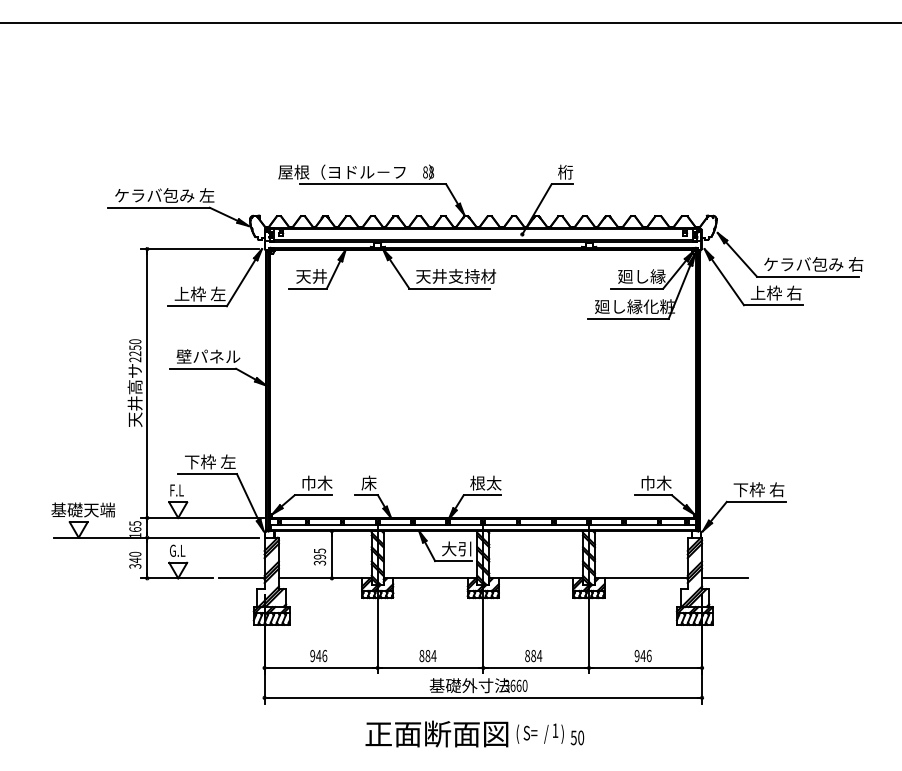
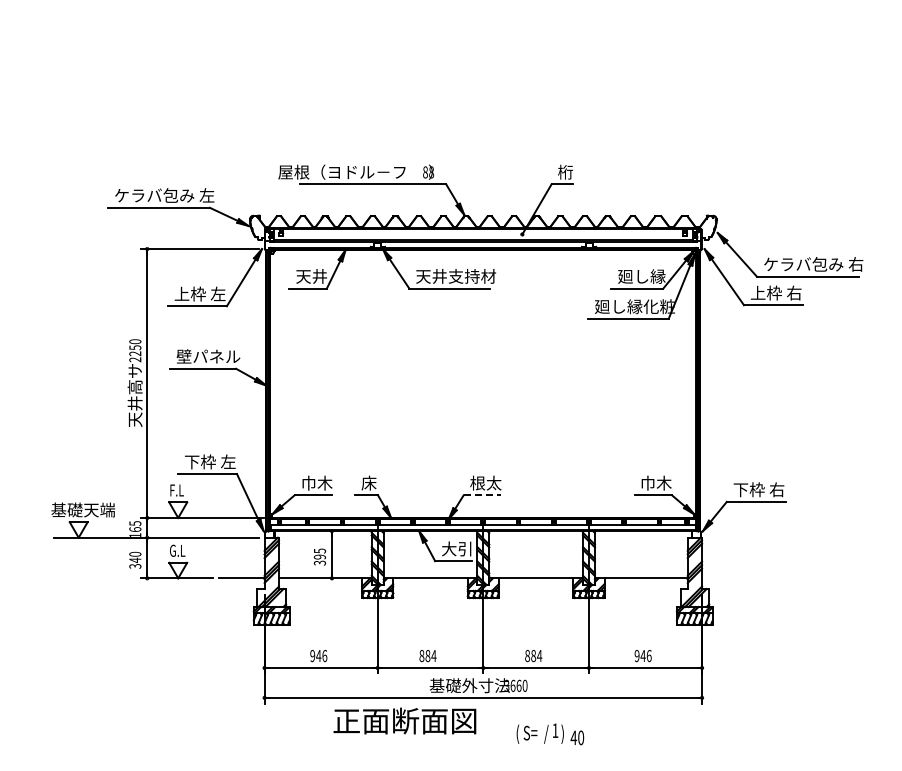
line: present -> none (450, 23)
line: solid -> dashed (482, 495)
line: present -> none (724, 578)
text position: (436, 733) -> (404, 720) (404, 720)
text: 50 -> 40 (573, 737)
